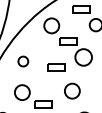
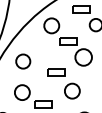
part size: 13x13 px -> 17x17 px (23, 61)
part position: (56, 67) -> (56, 72) (56, 72)
